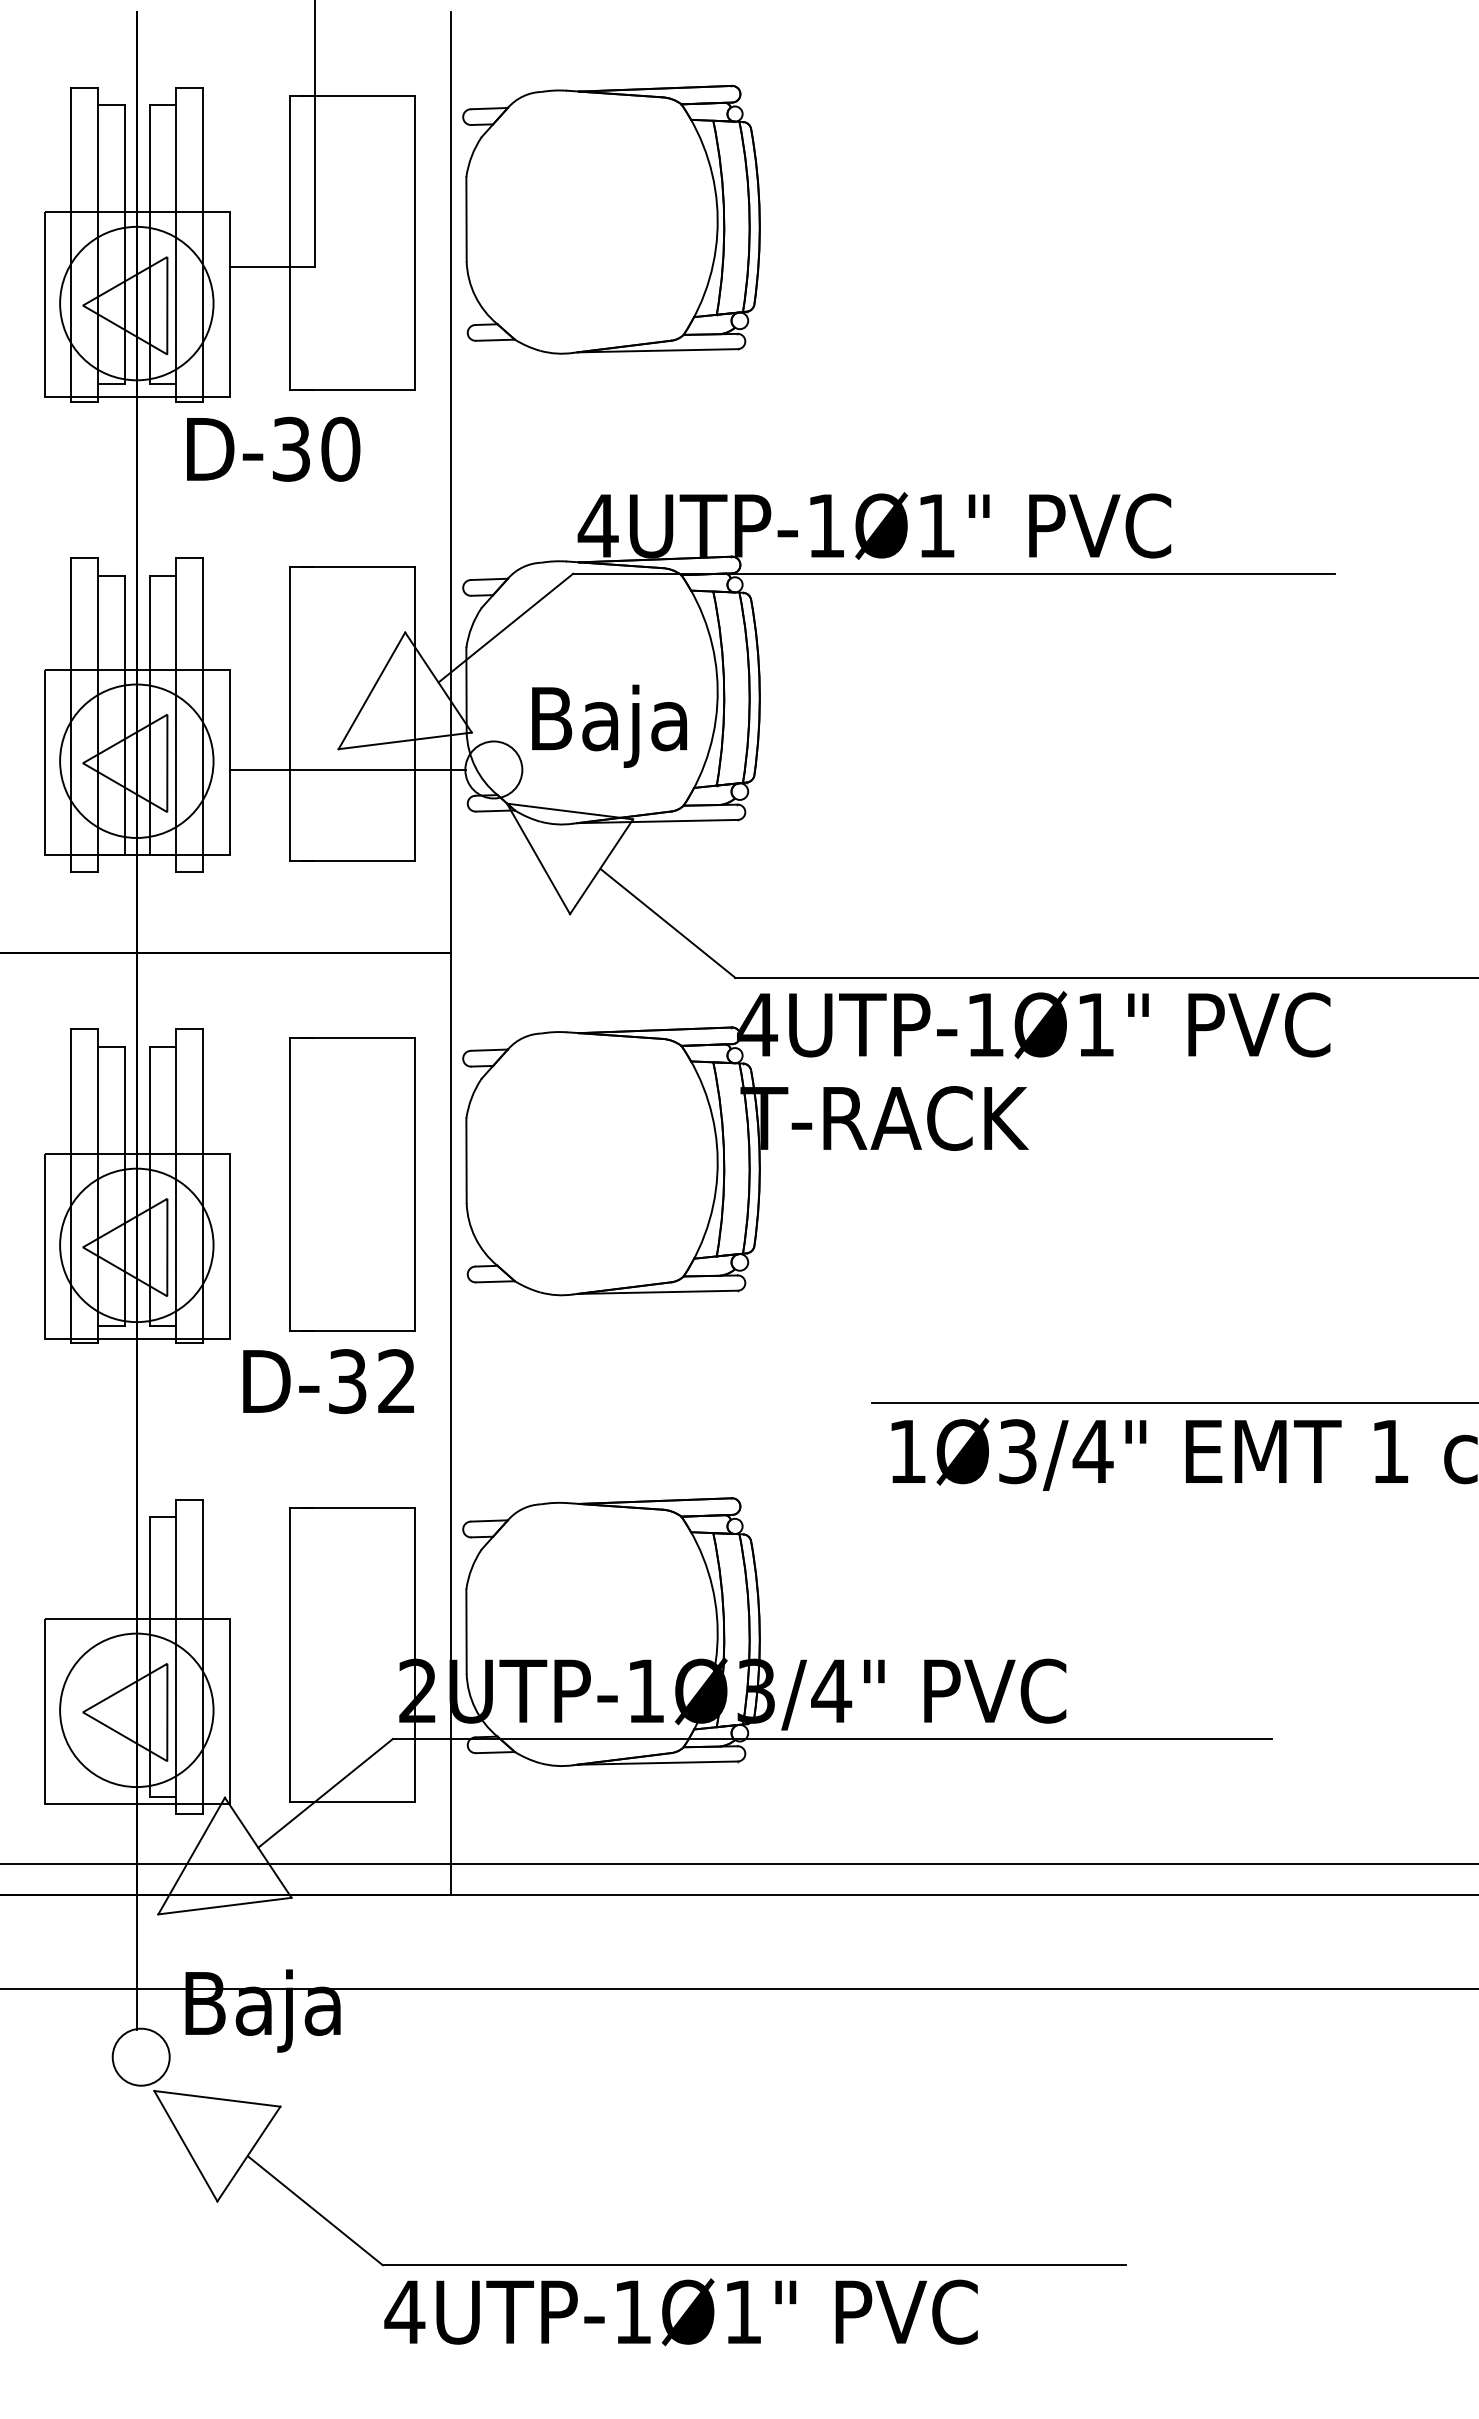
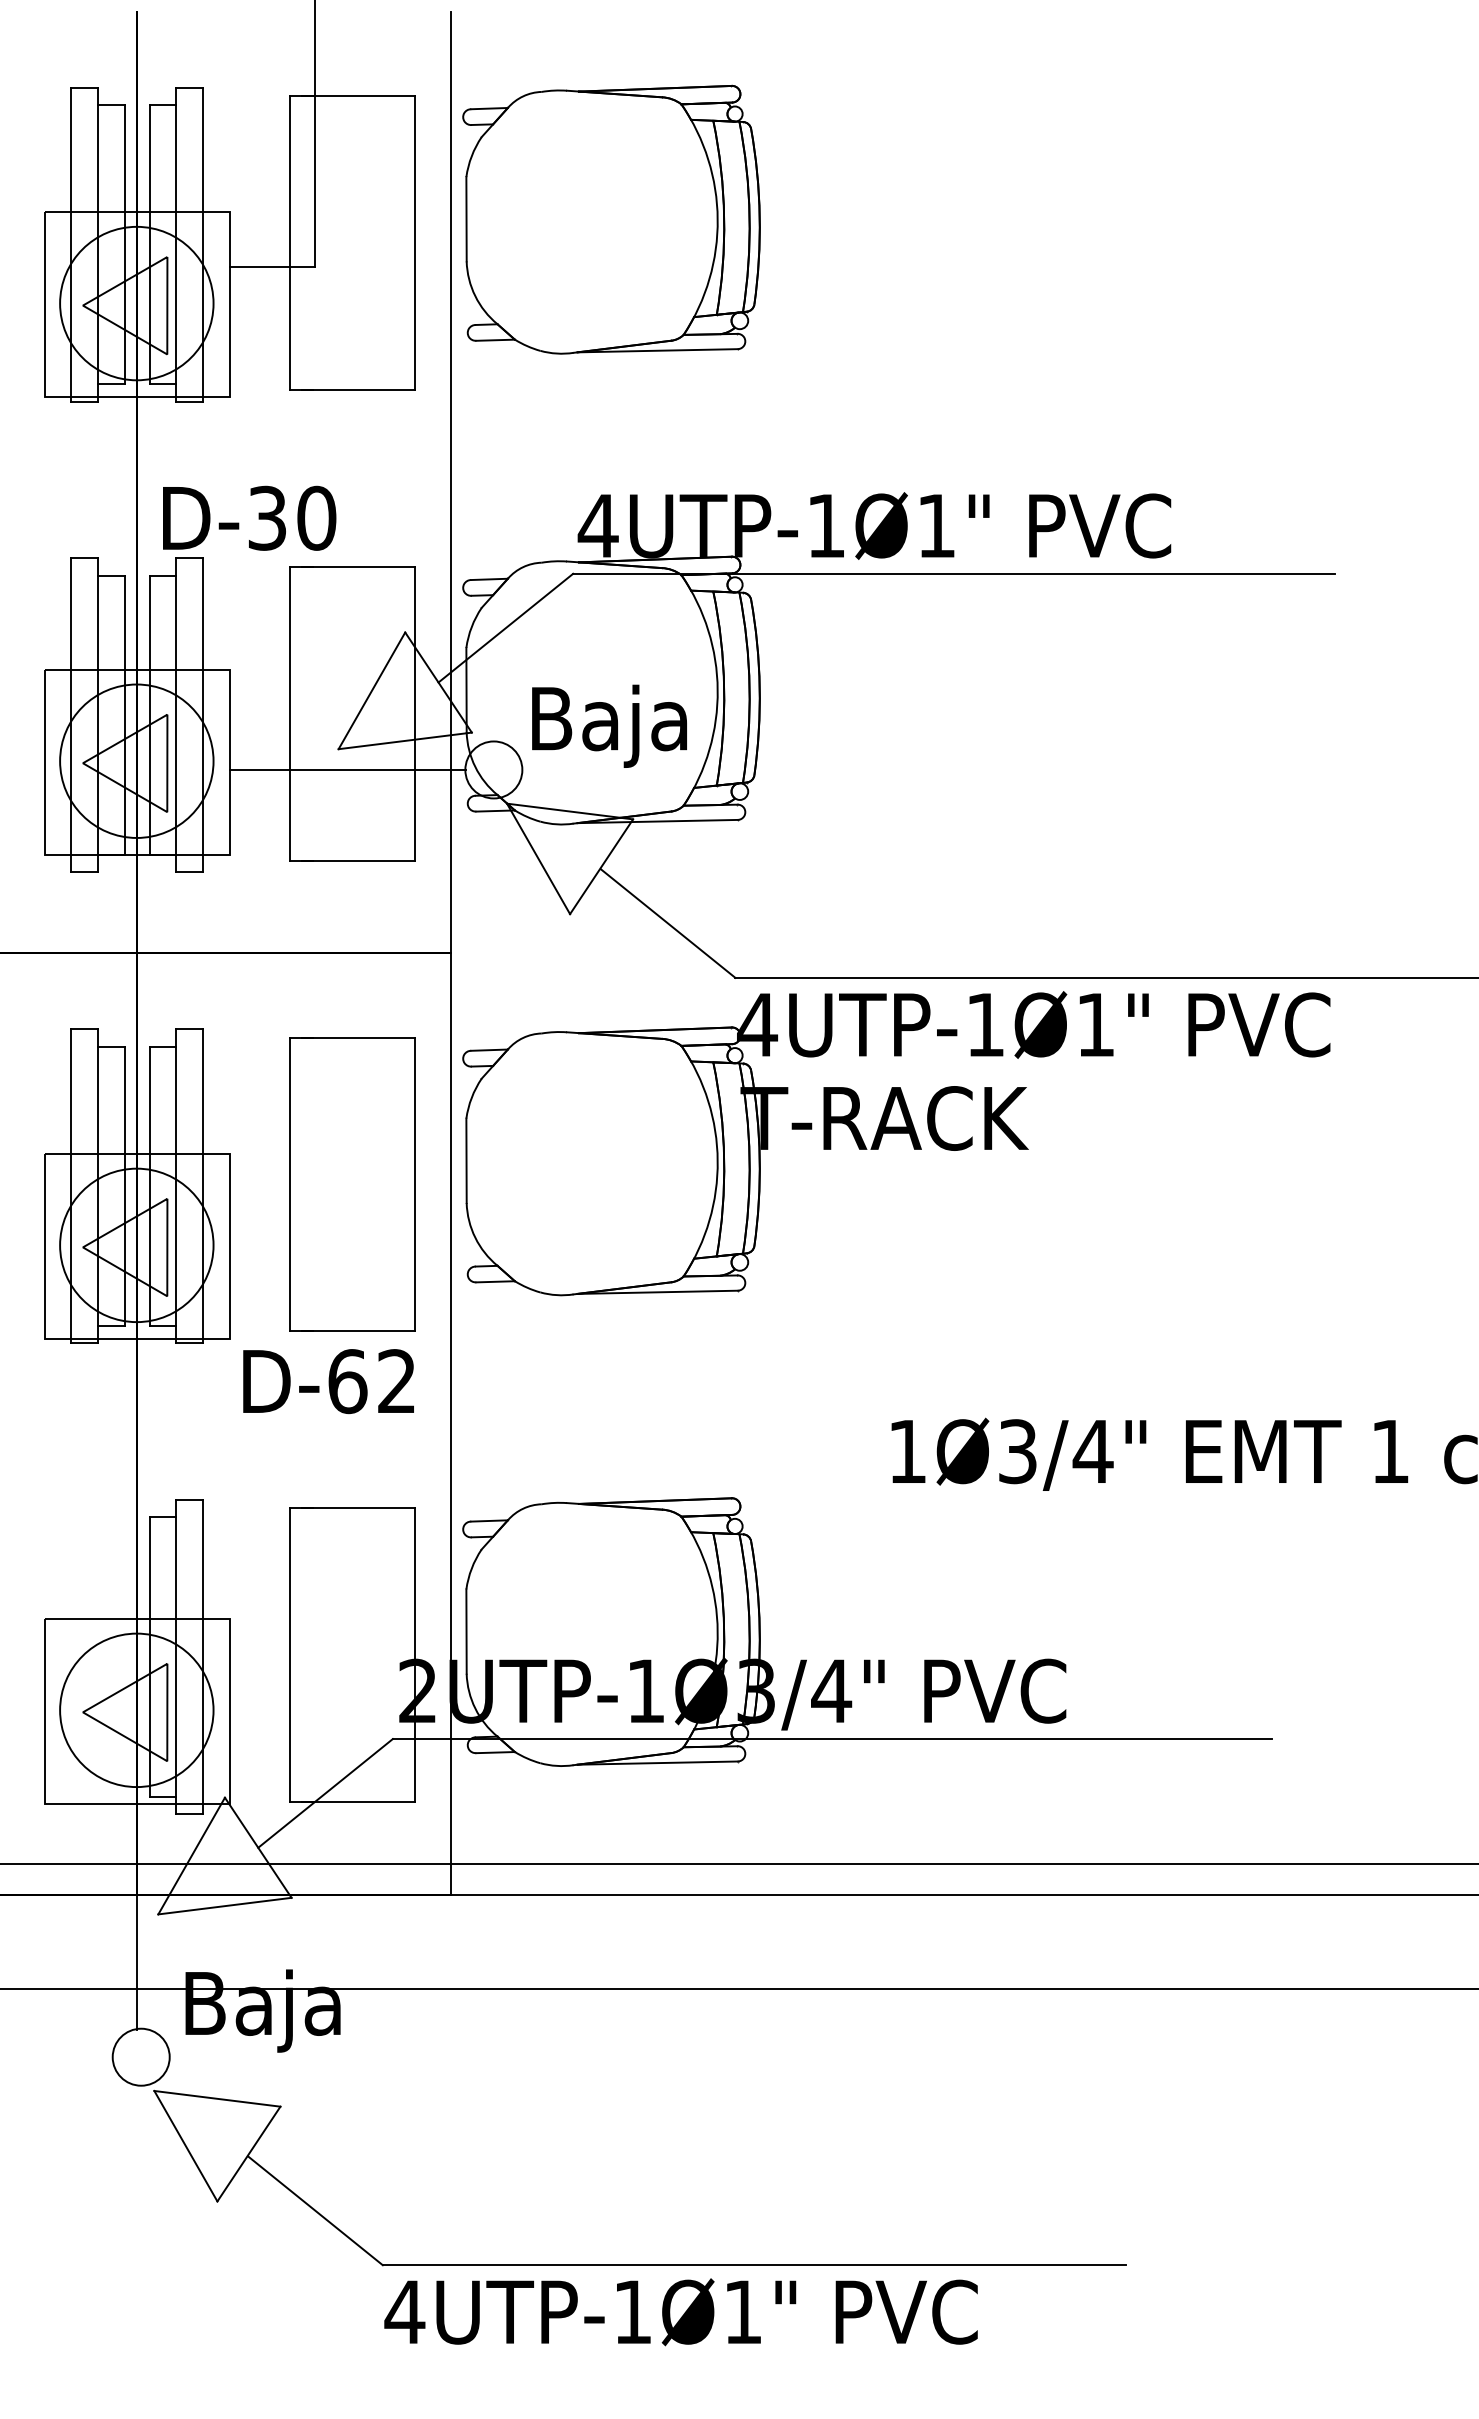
text position: (273, 448) -> (249, 517) (249, 517)
text: D-32 -> D-62 (347, 1381)
line: present -> none (1173, 1402)
